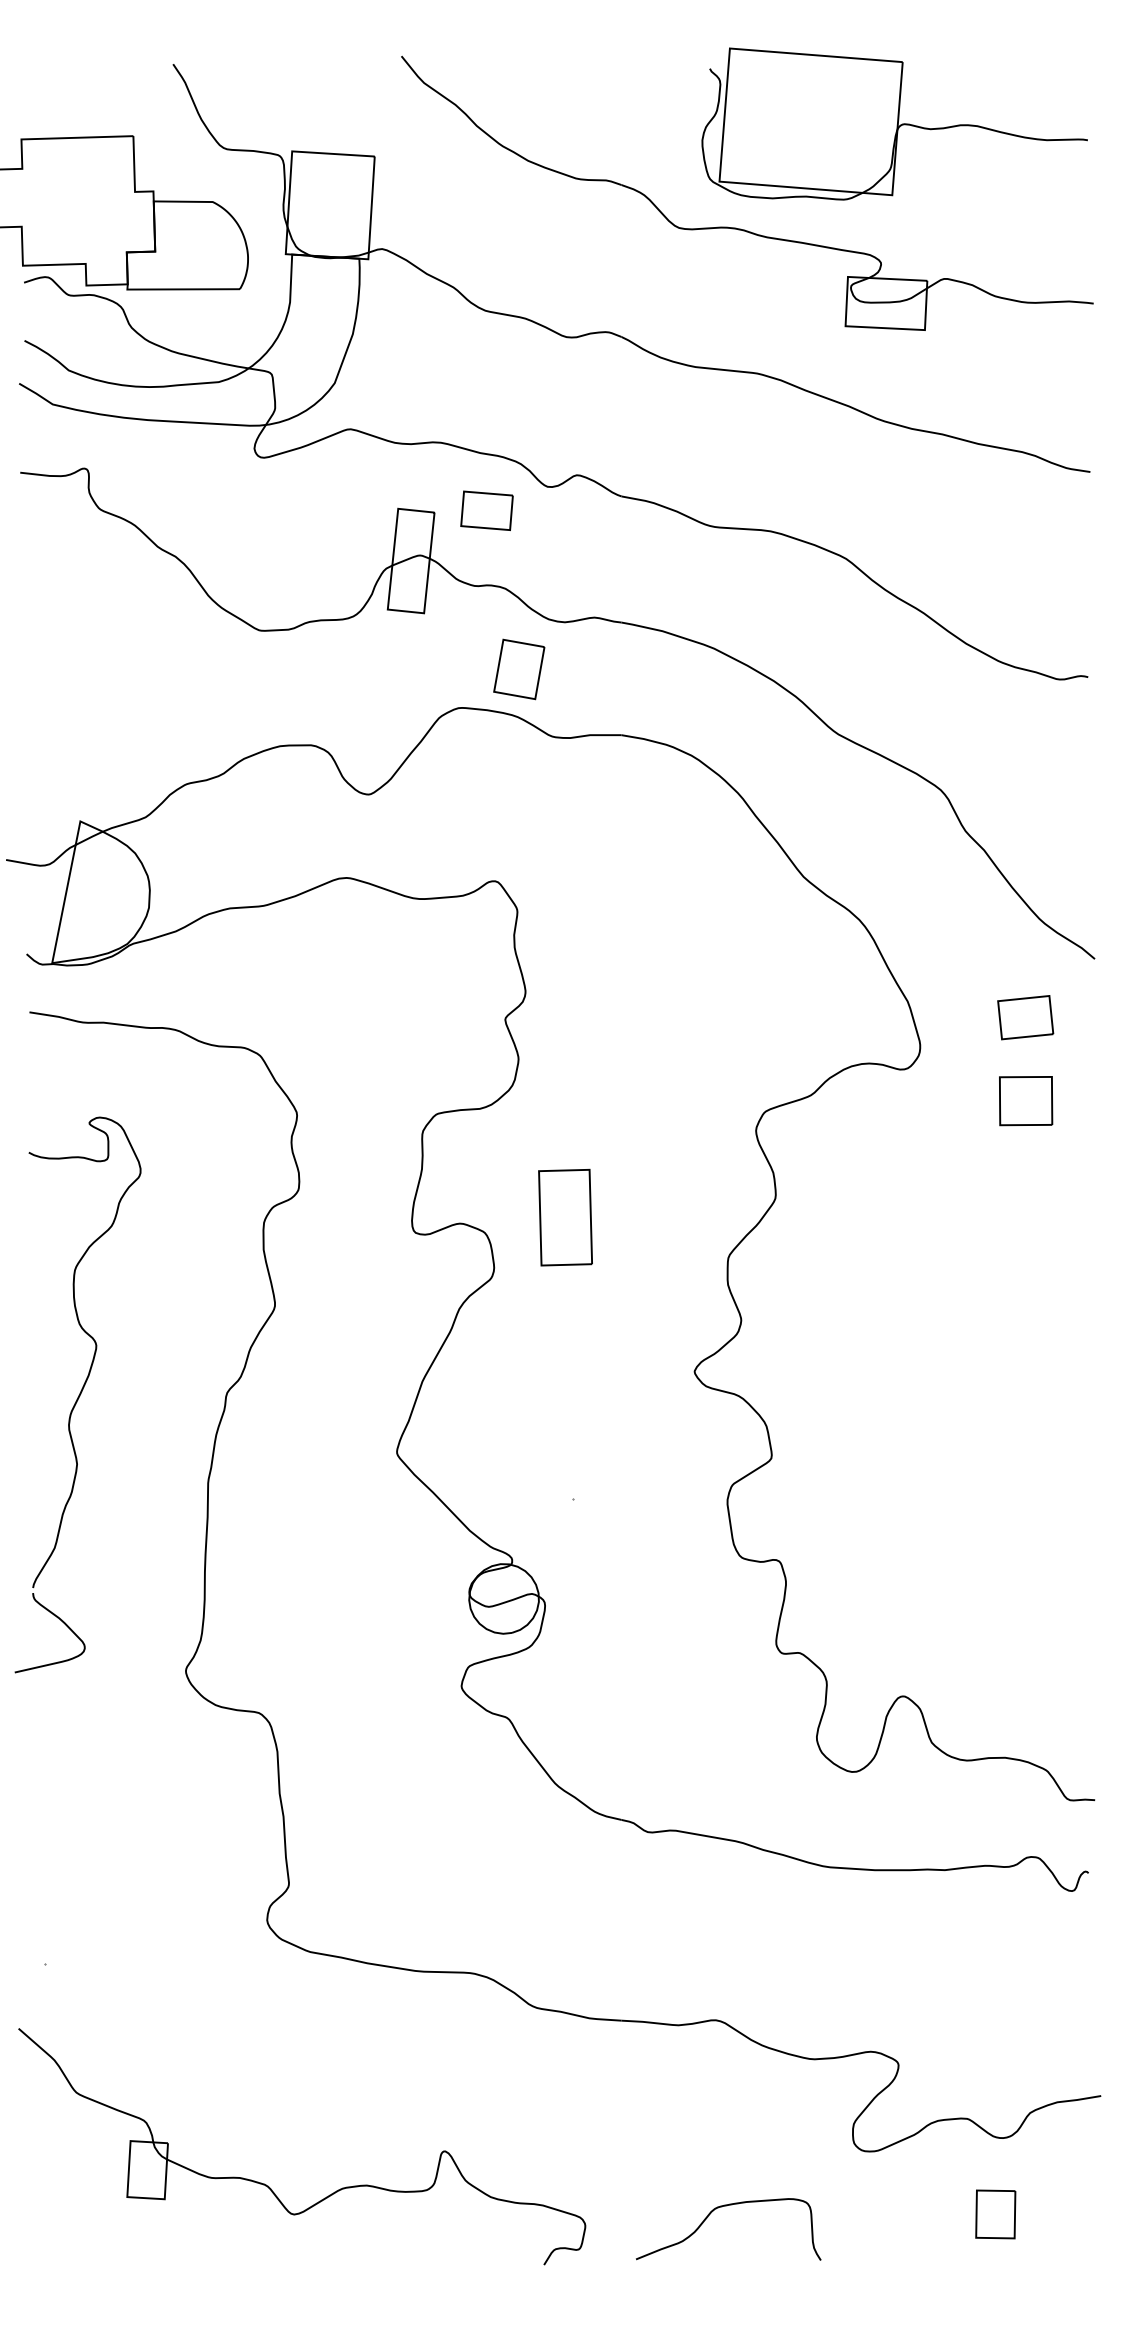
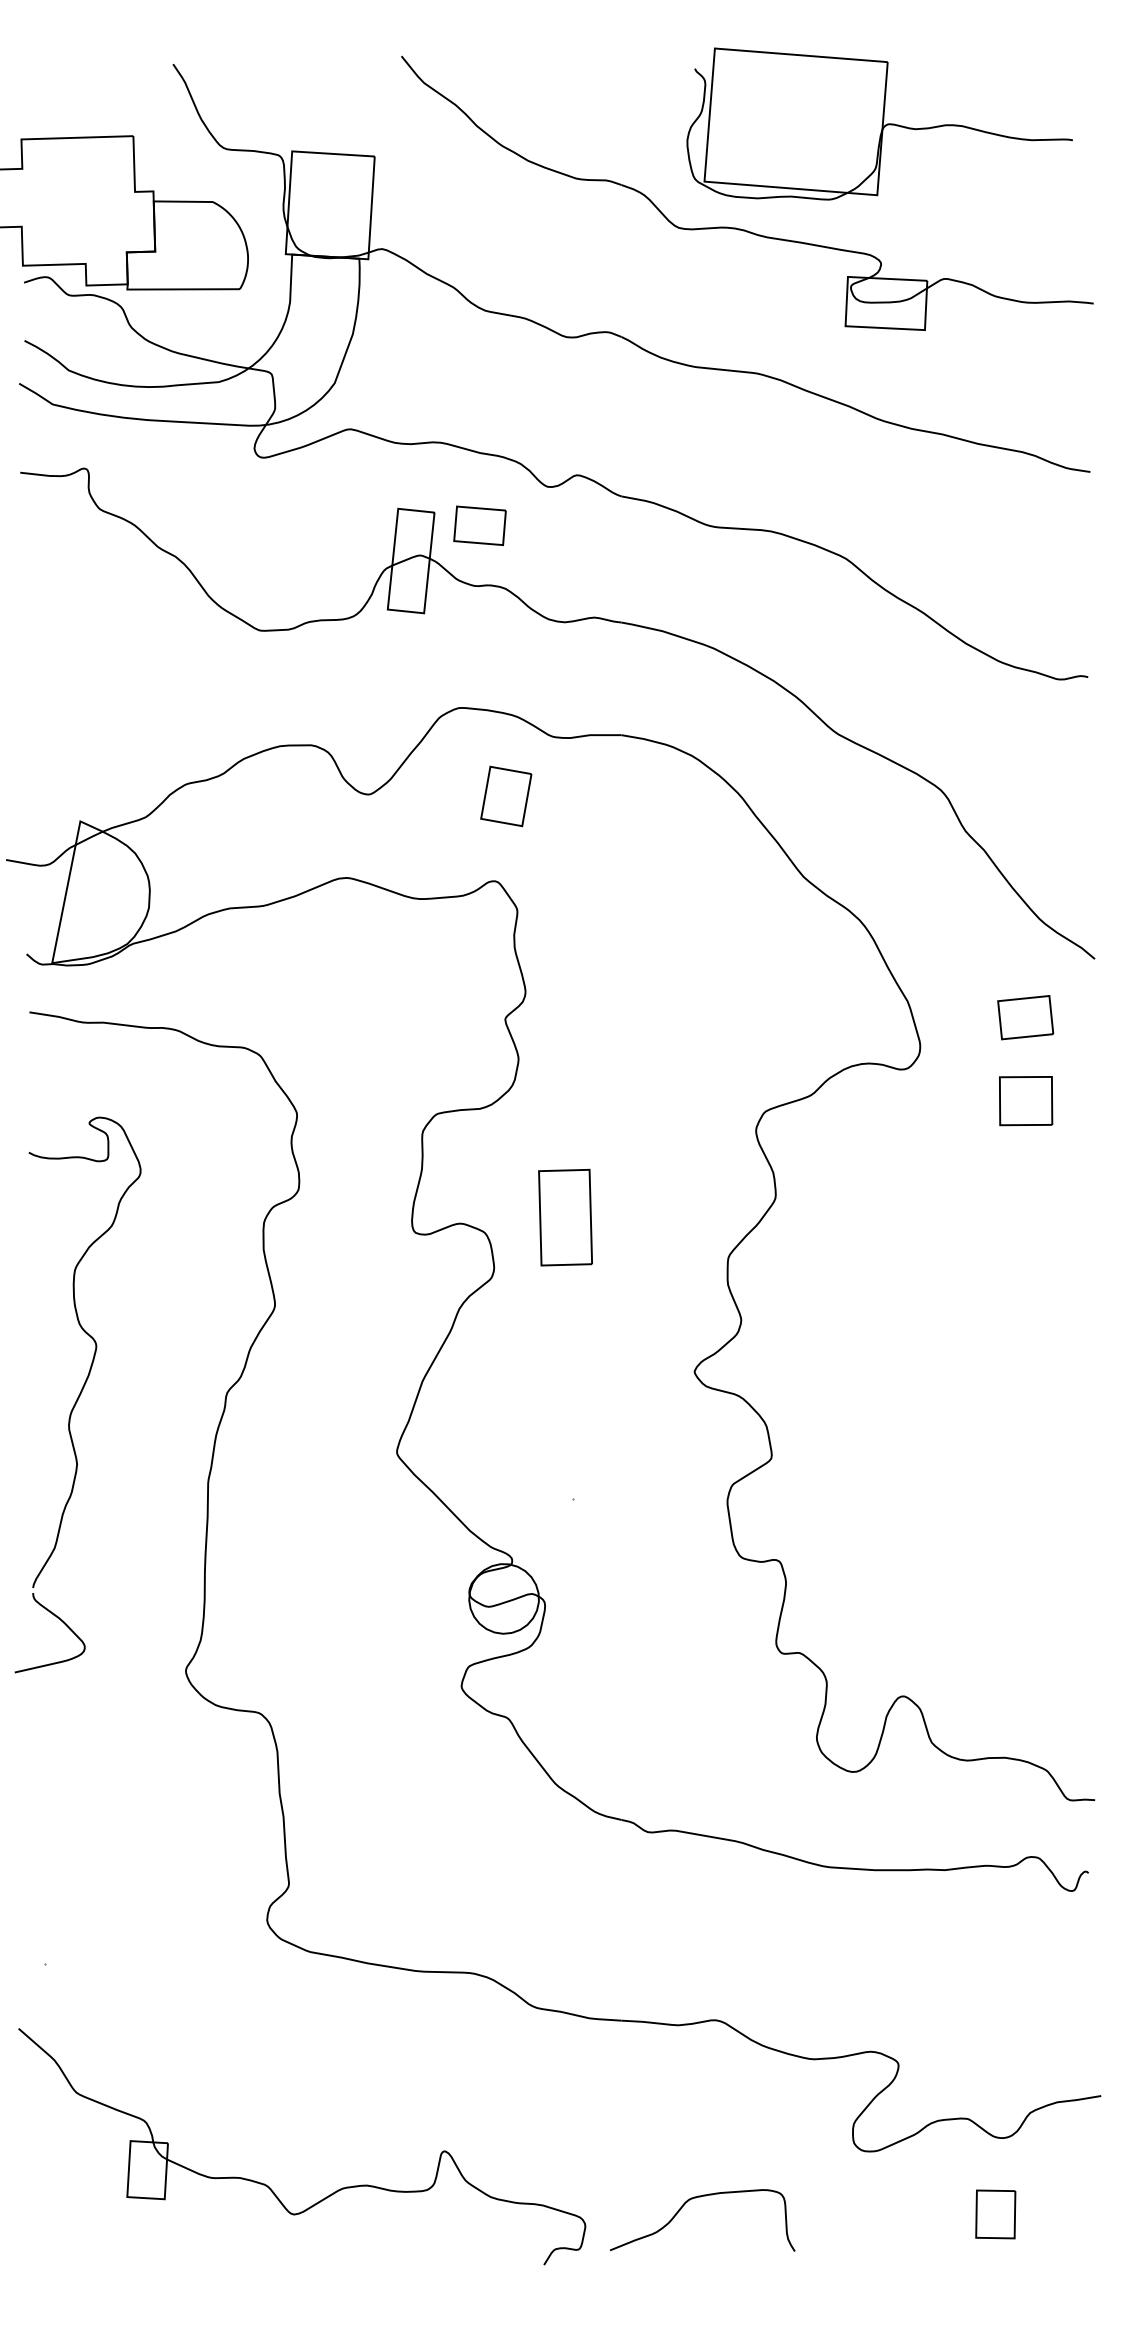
part position: (894, 123) -> (879, 123) (879, 123)
part position: (486, 510) -> (479, 525) (479, 525)
part position: (519, 669) -> (506, 796) (506, 796)
curve position: (722, 2207) -> (696, 2198) (696, 2198)
